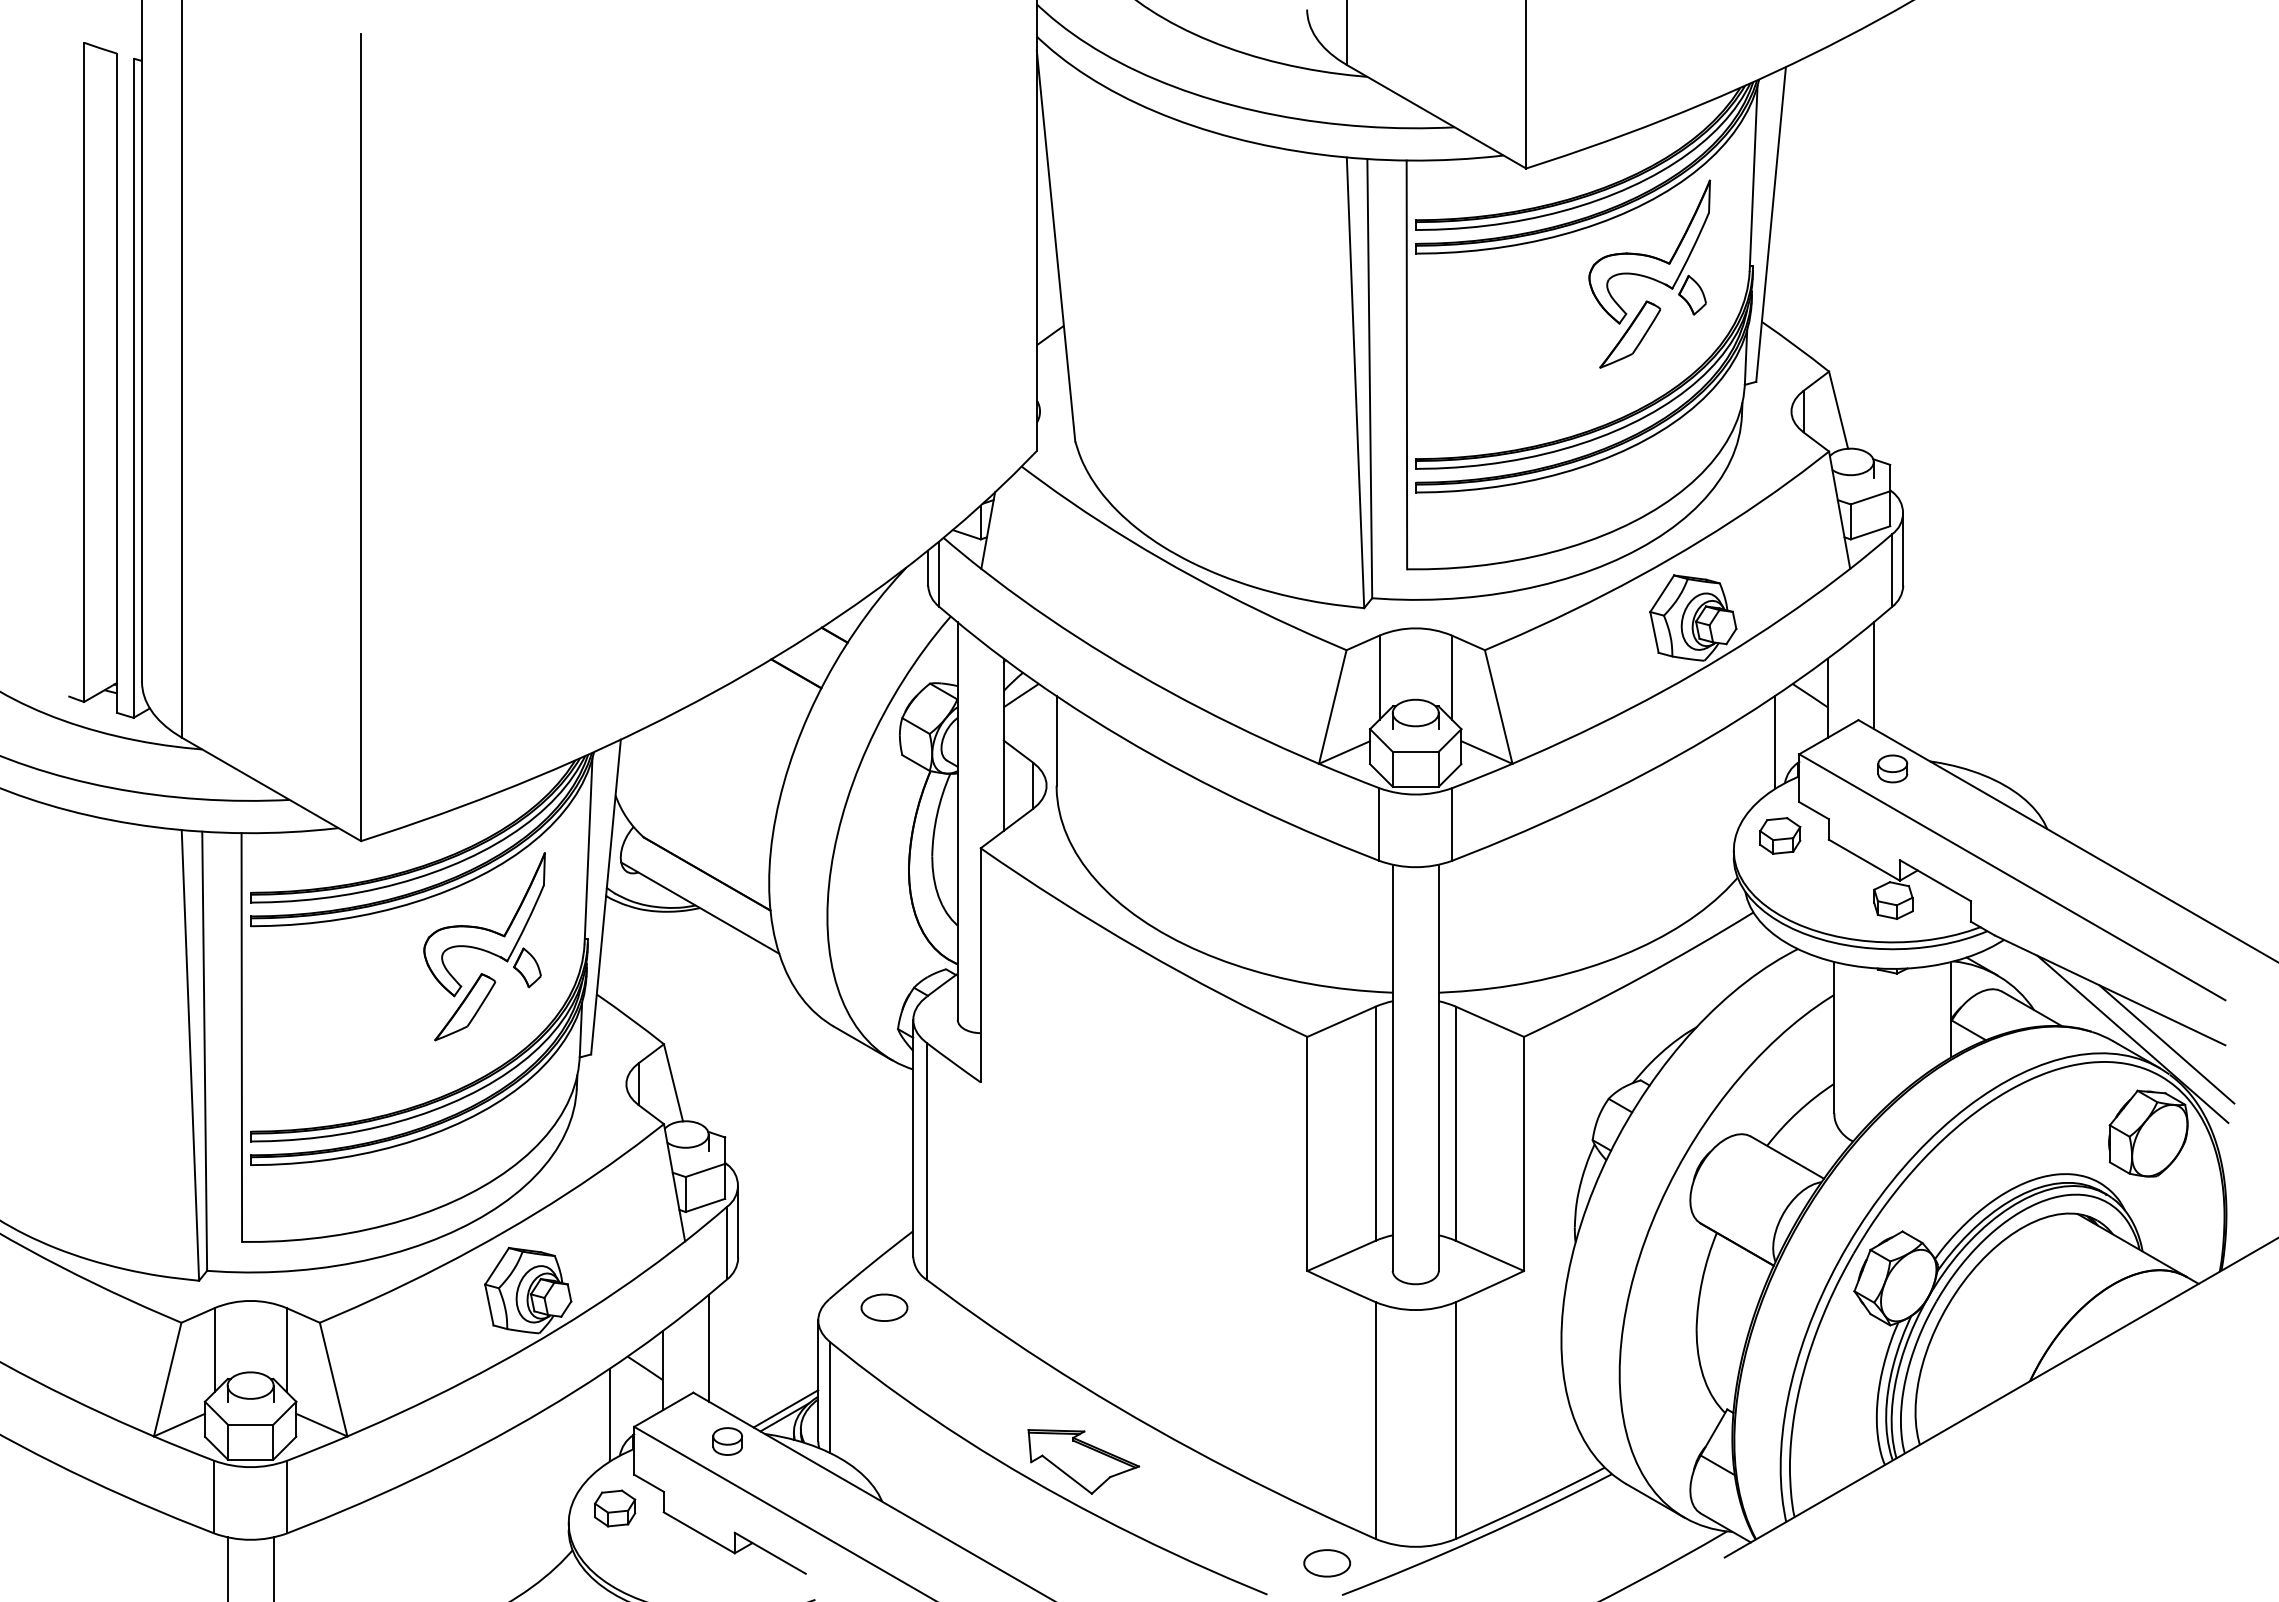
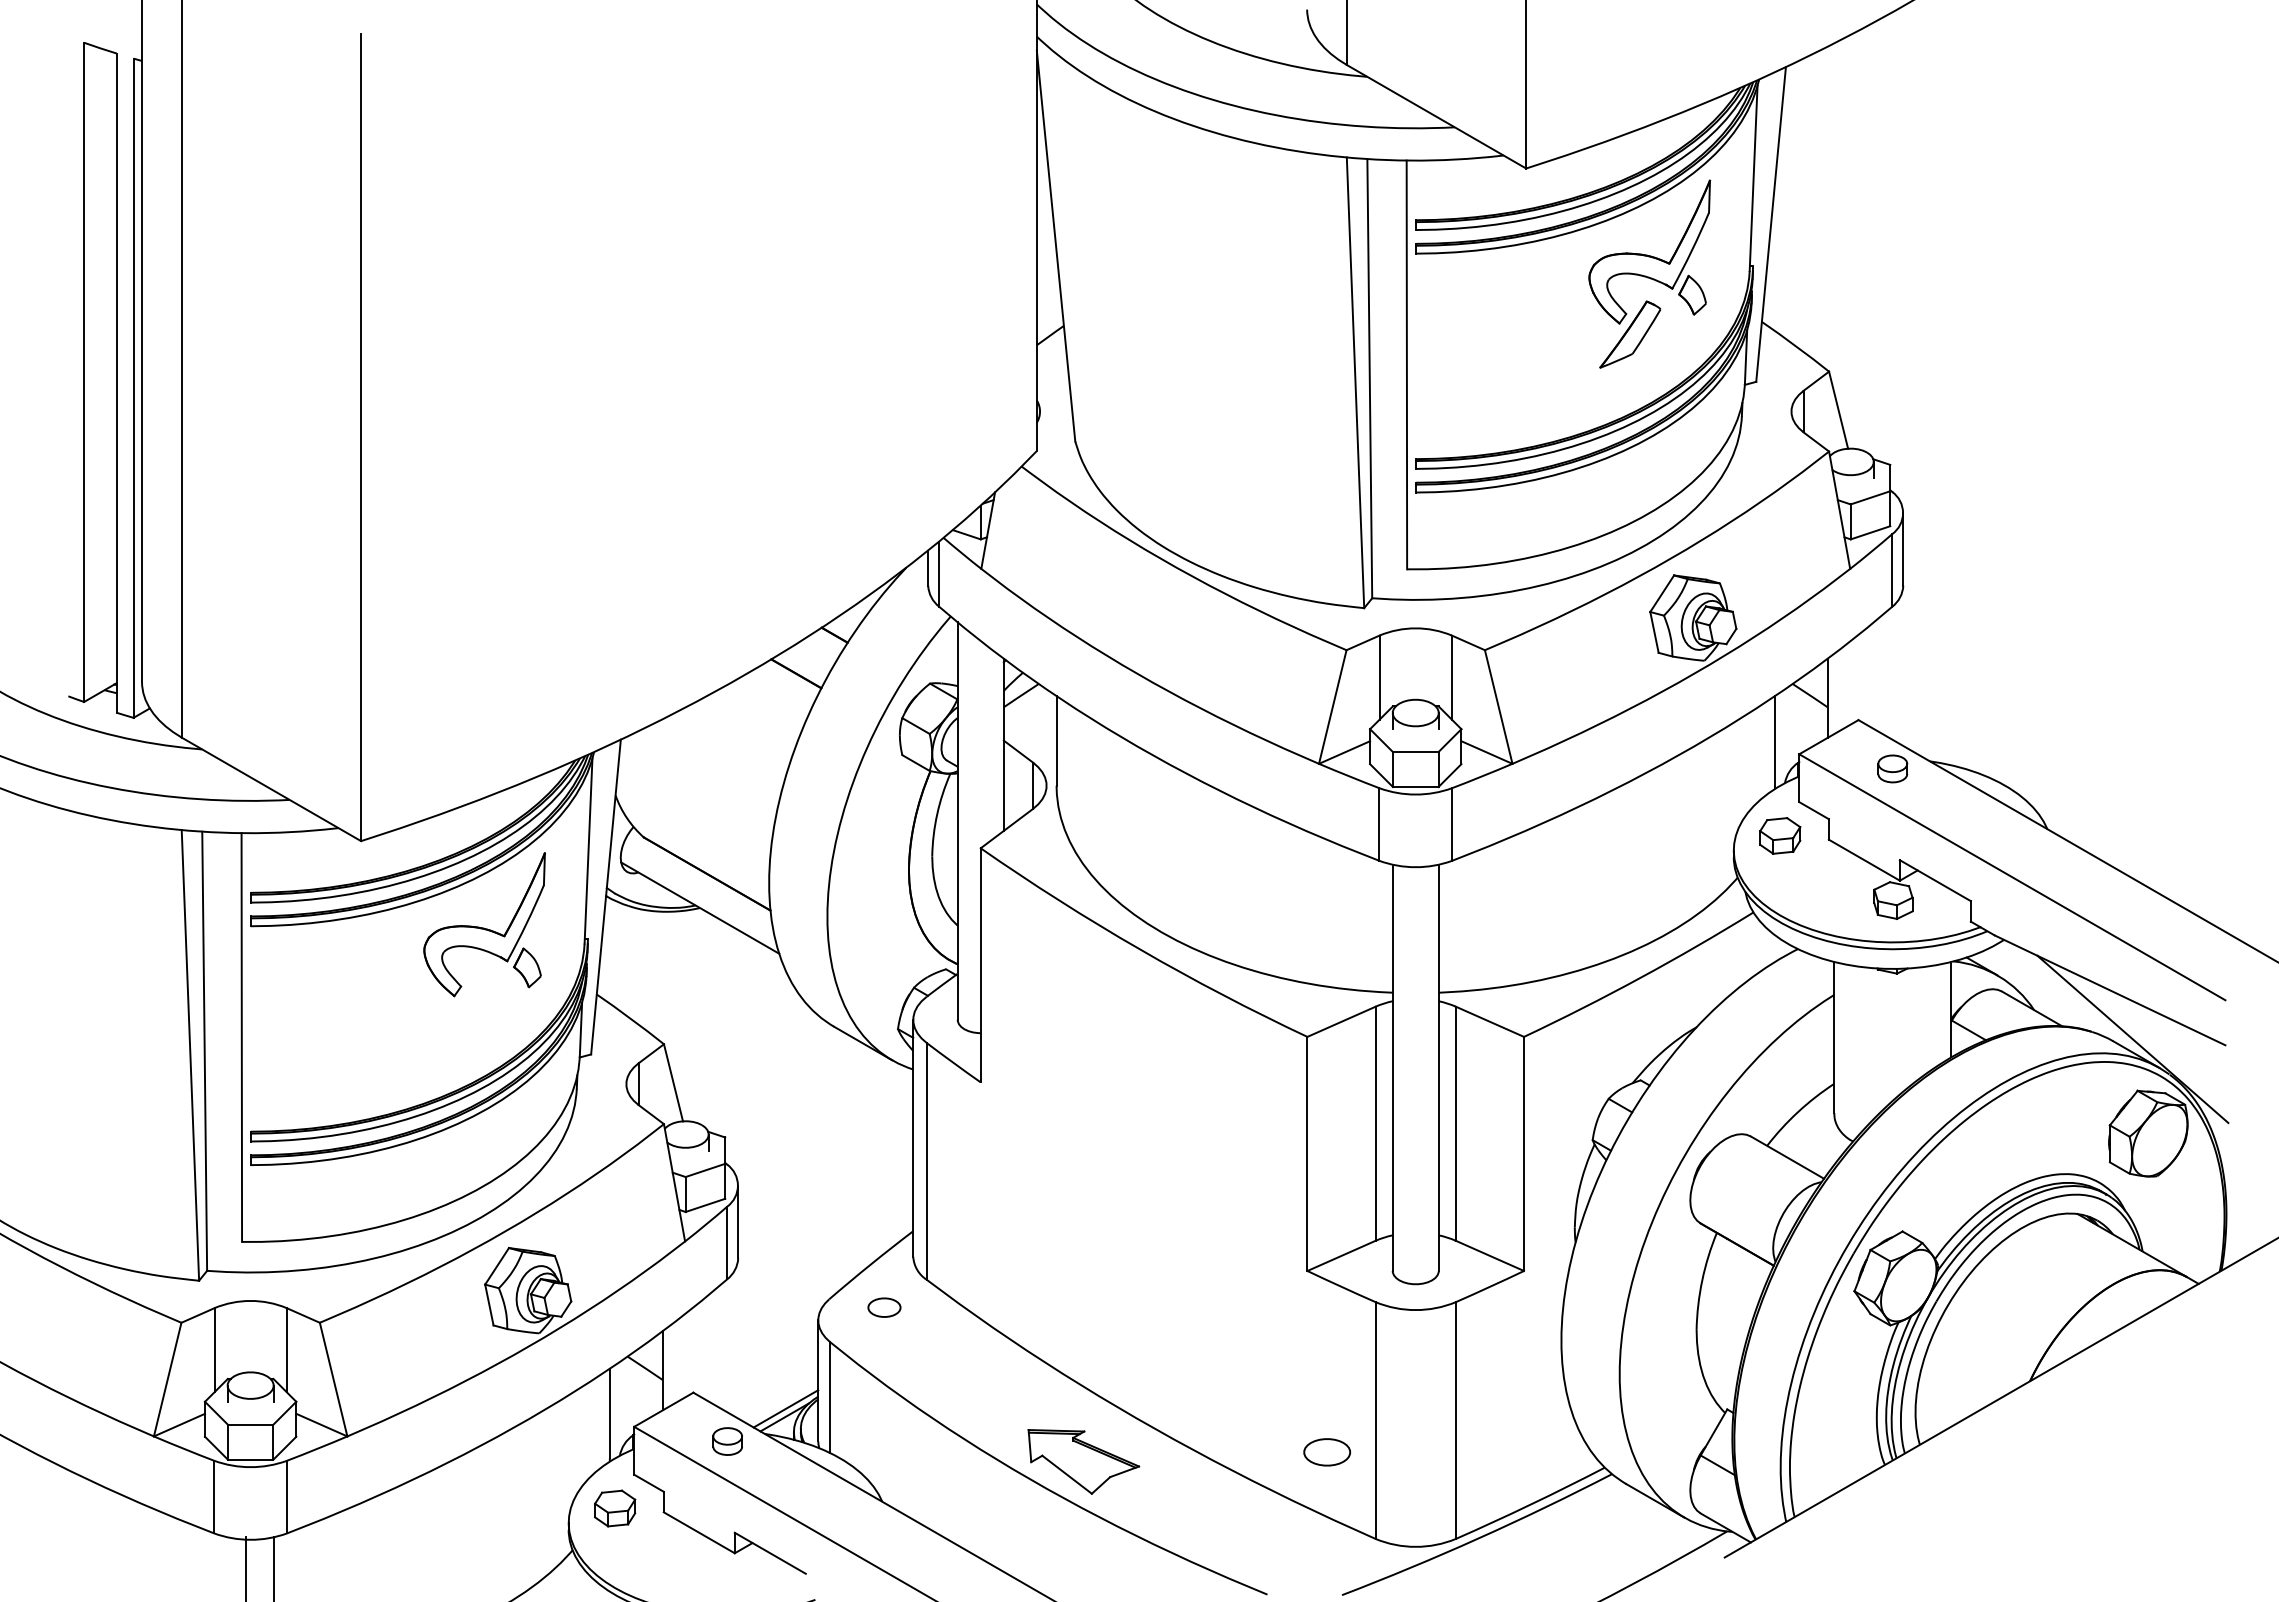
line: present -> none (1873, 675)
part: present -> none (465, 1007)
line: present -> none (2166, 1044)
part size: 49x29 px -> 35x21 px (884, 1307)
line: present -> none (708, 1348)
part position: (1326, 1563) -> (1326, 1452) (1326, 1452)
line position: (227, 1567) -> (245, 1567) (245, 1567)
